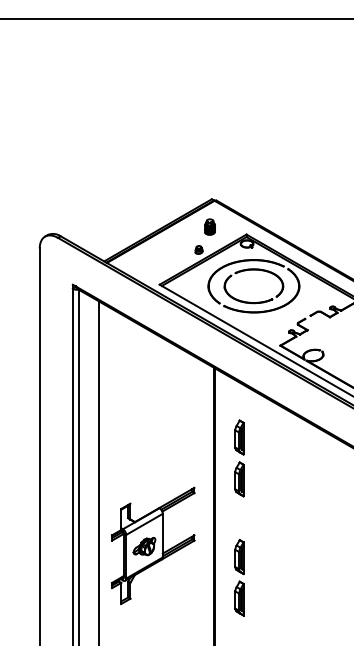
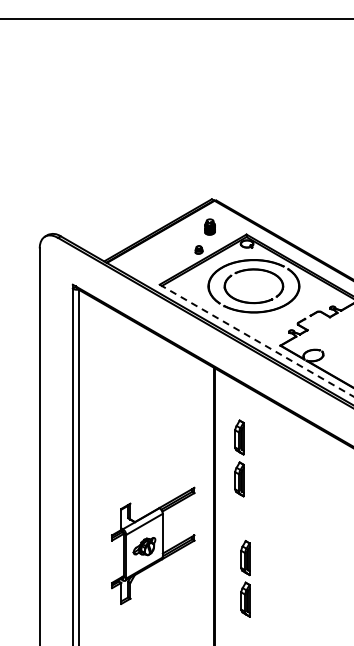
line: solid -> dashed (256, 340)
line: present -> none (99, 471)
part position: (239, 577) -> (245, 578) (245, 578)
